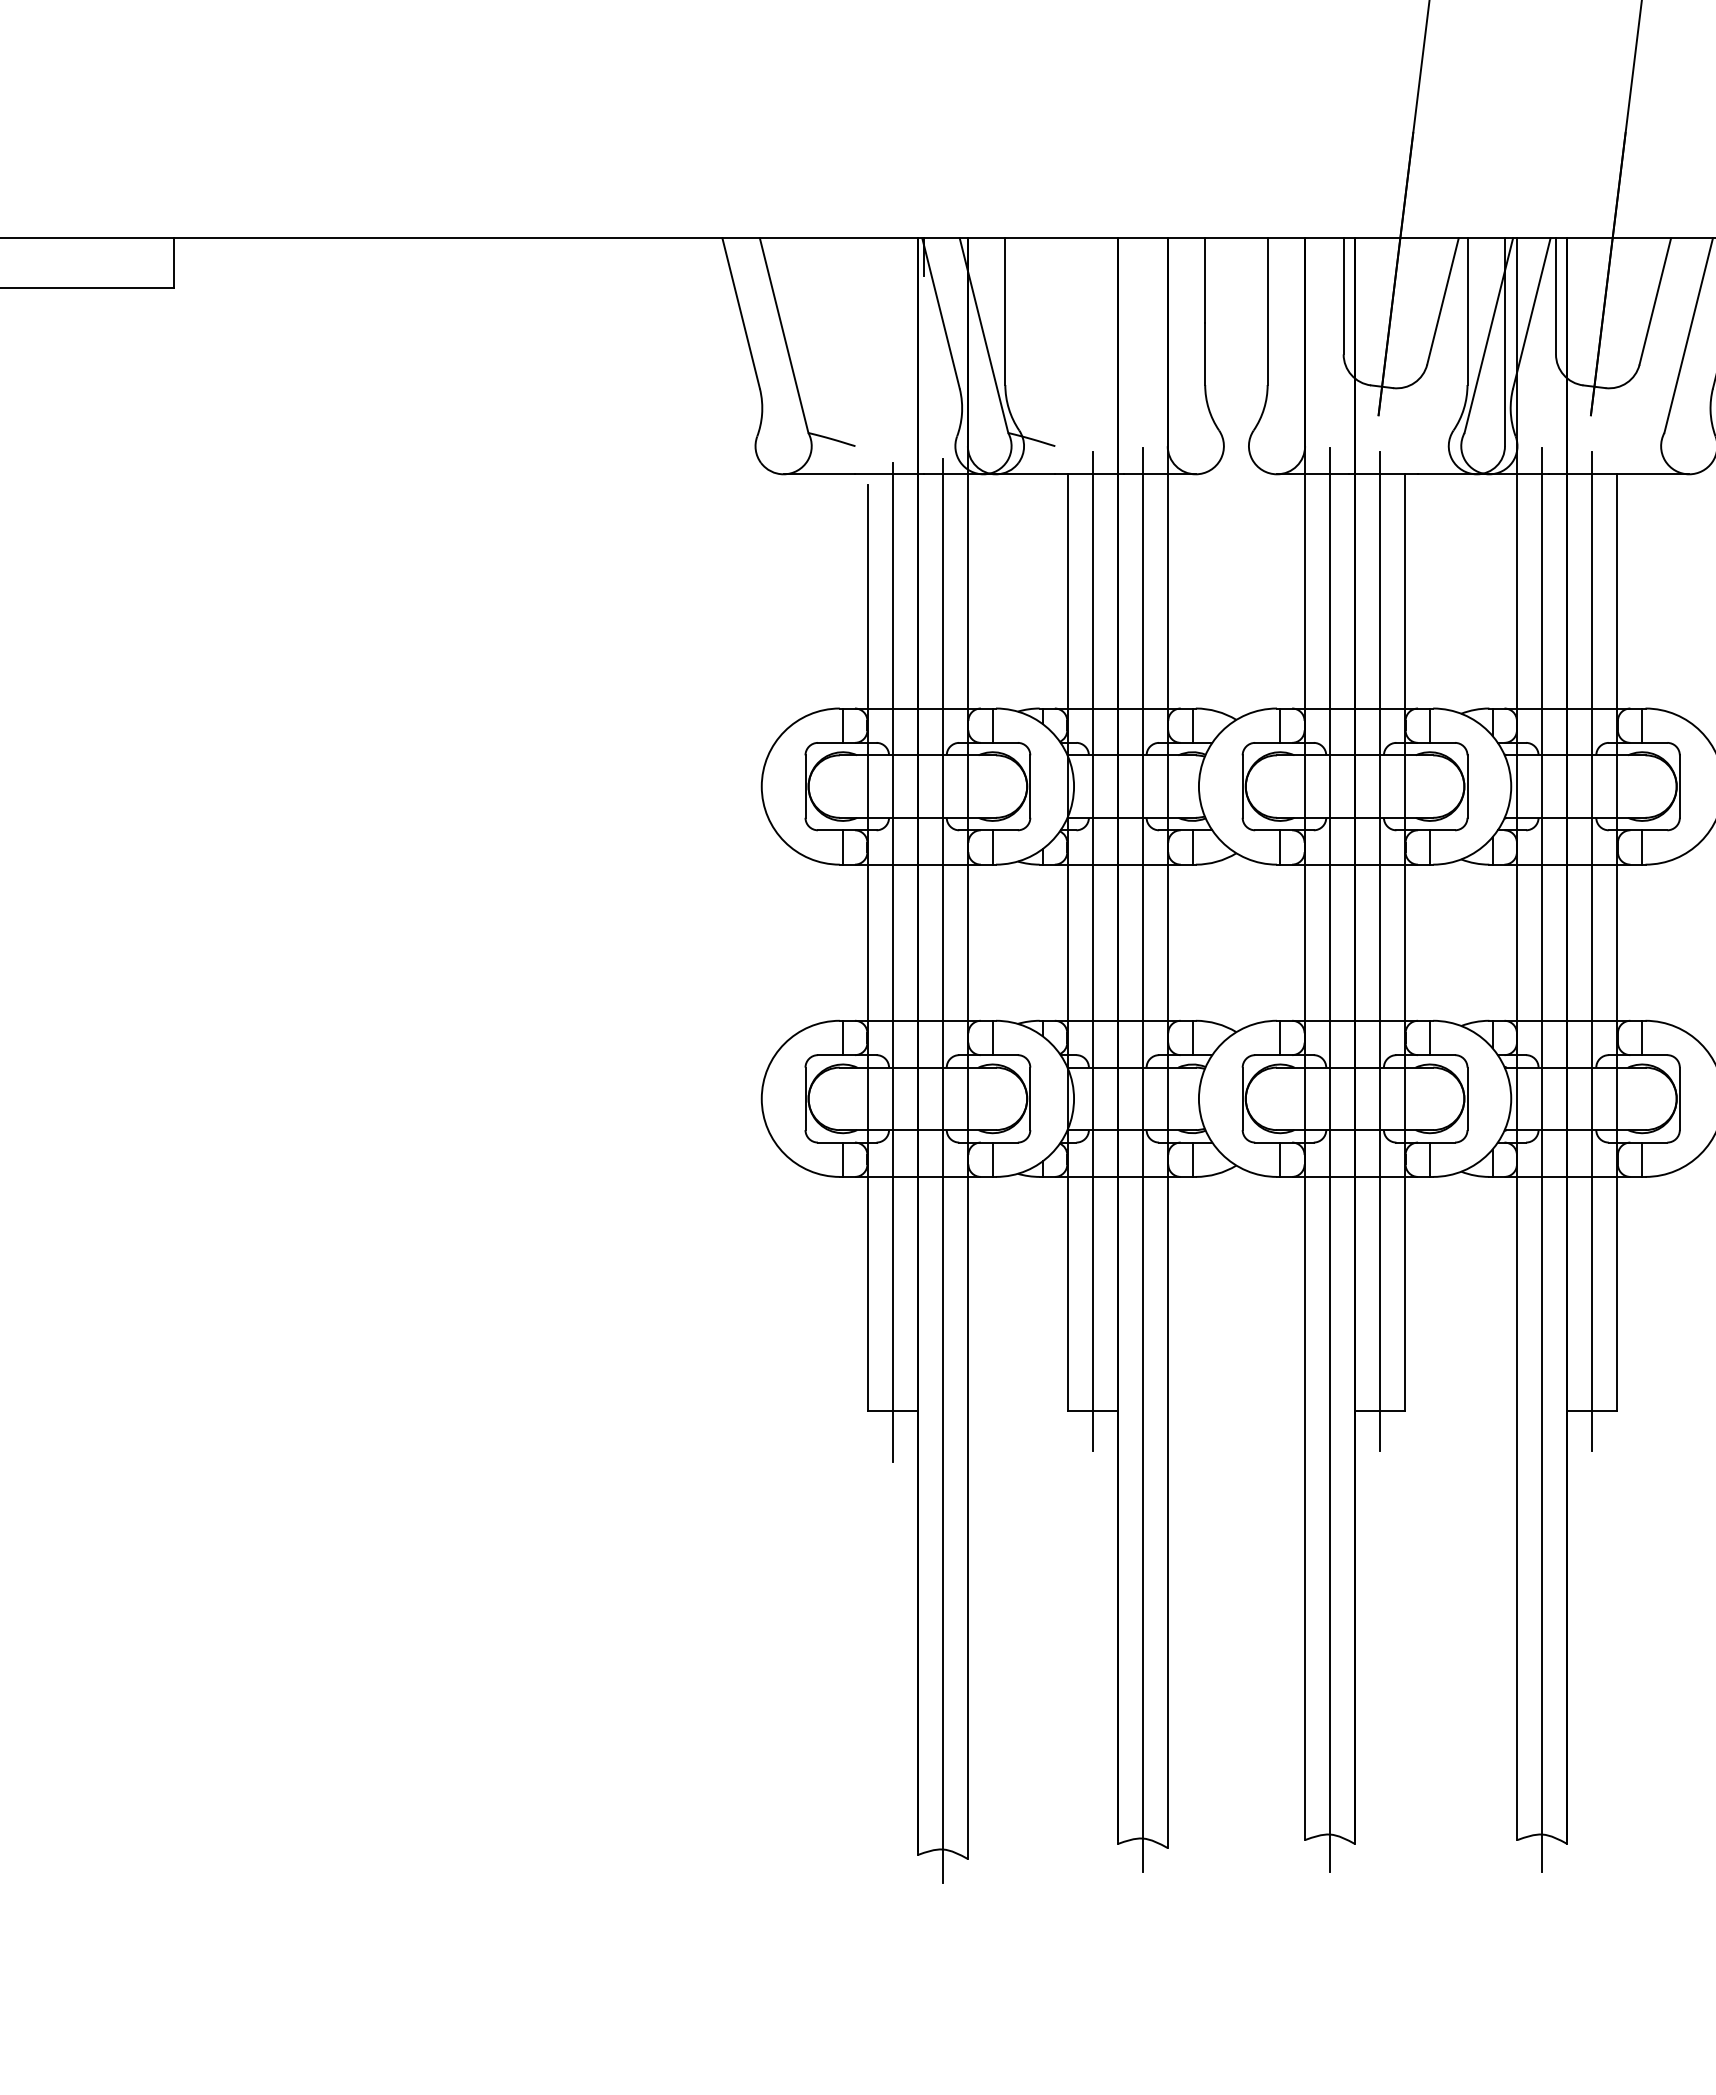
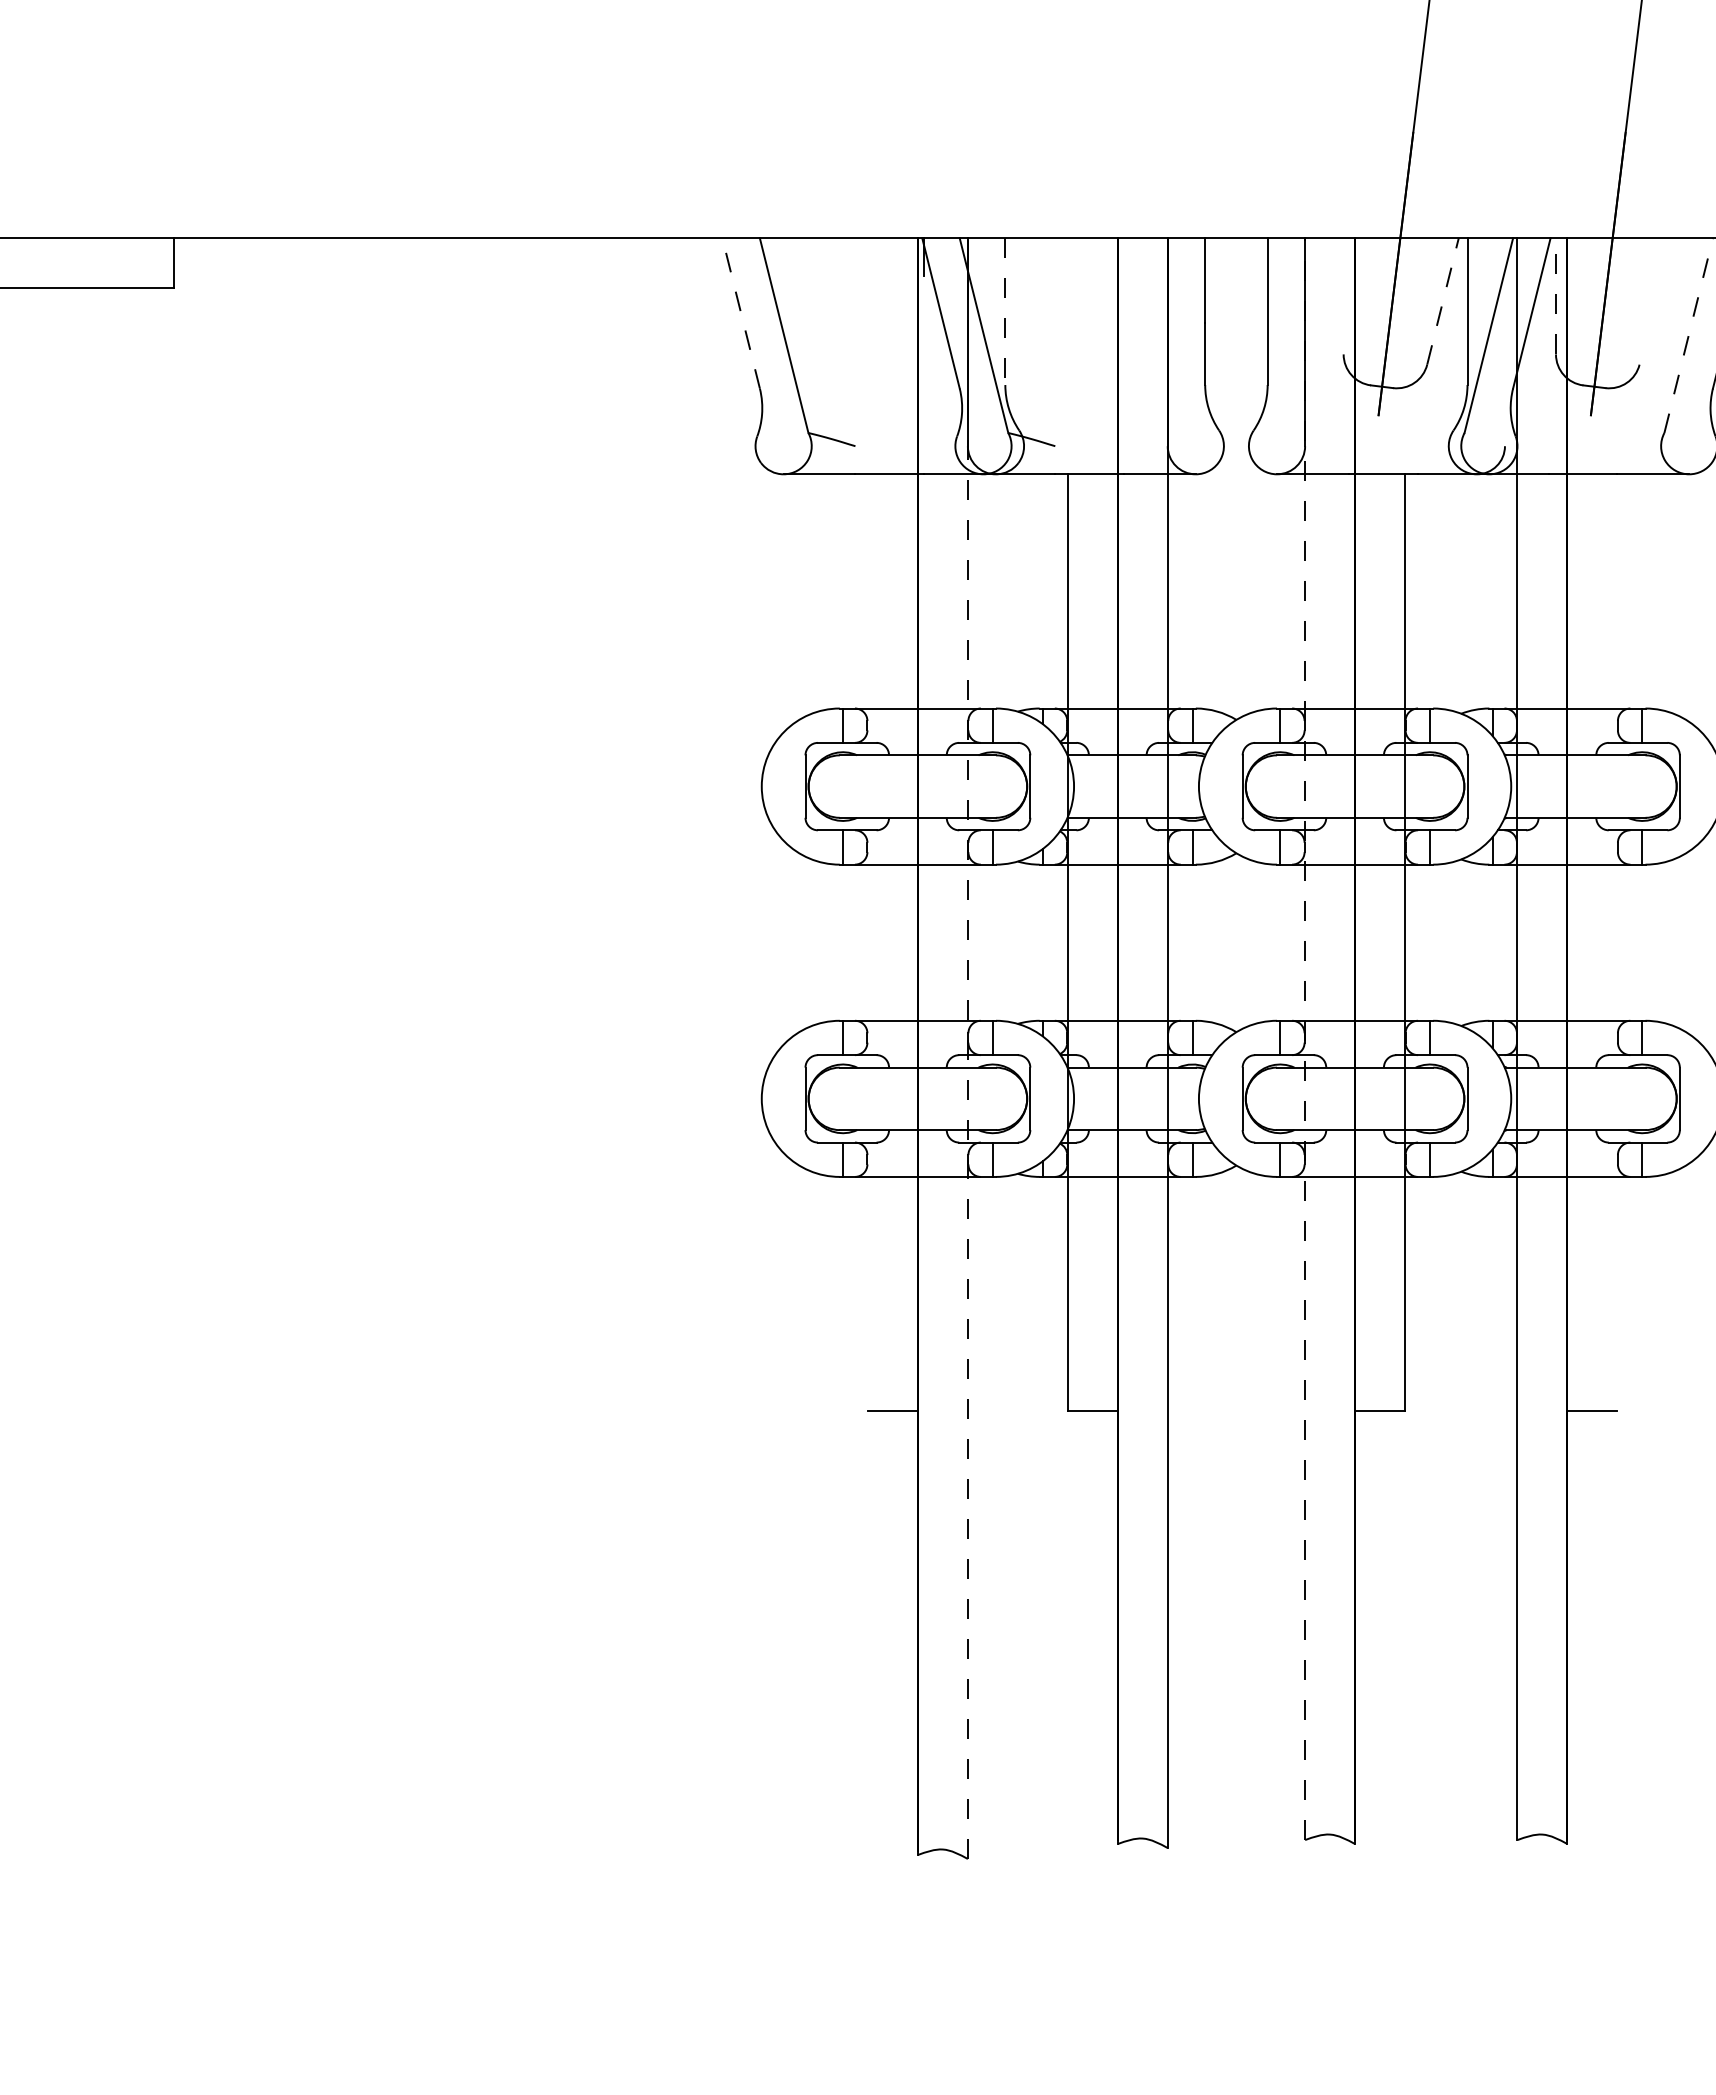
line: solid -> dashed (1555, 295)
line: present -> none (1343, 296)
line: solid -> dashed (1443, 300)
line: present -> none (1655, 301)
line: solid -> dashed (1005, 312)
line: solid -> dashed (741, 313)
line: solid -> dashed (1688, 335)
line: present -> none (1504, 342)
line: present -> none (1617, 942)
line: present -> none (867, 948)
line: present -> none (1092, 950)
line: present -> none (1380, 950)
line: present -> none (1592, 950)
line: present -> none (892, 961)
line: solid -> dashed (1305, 1039)
line: solid -> dashed (967, 1048)
line: present -> none (1142, 1159)
line: present -> none (1330, 1159)
line: present -> none (1542, 1159)
line: present -> none (942, 1170)
